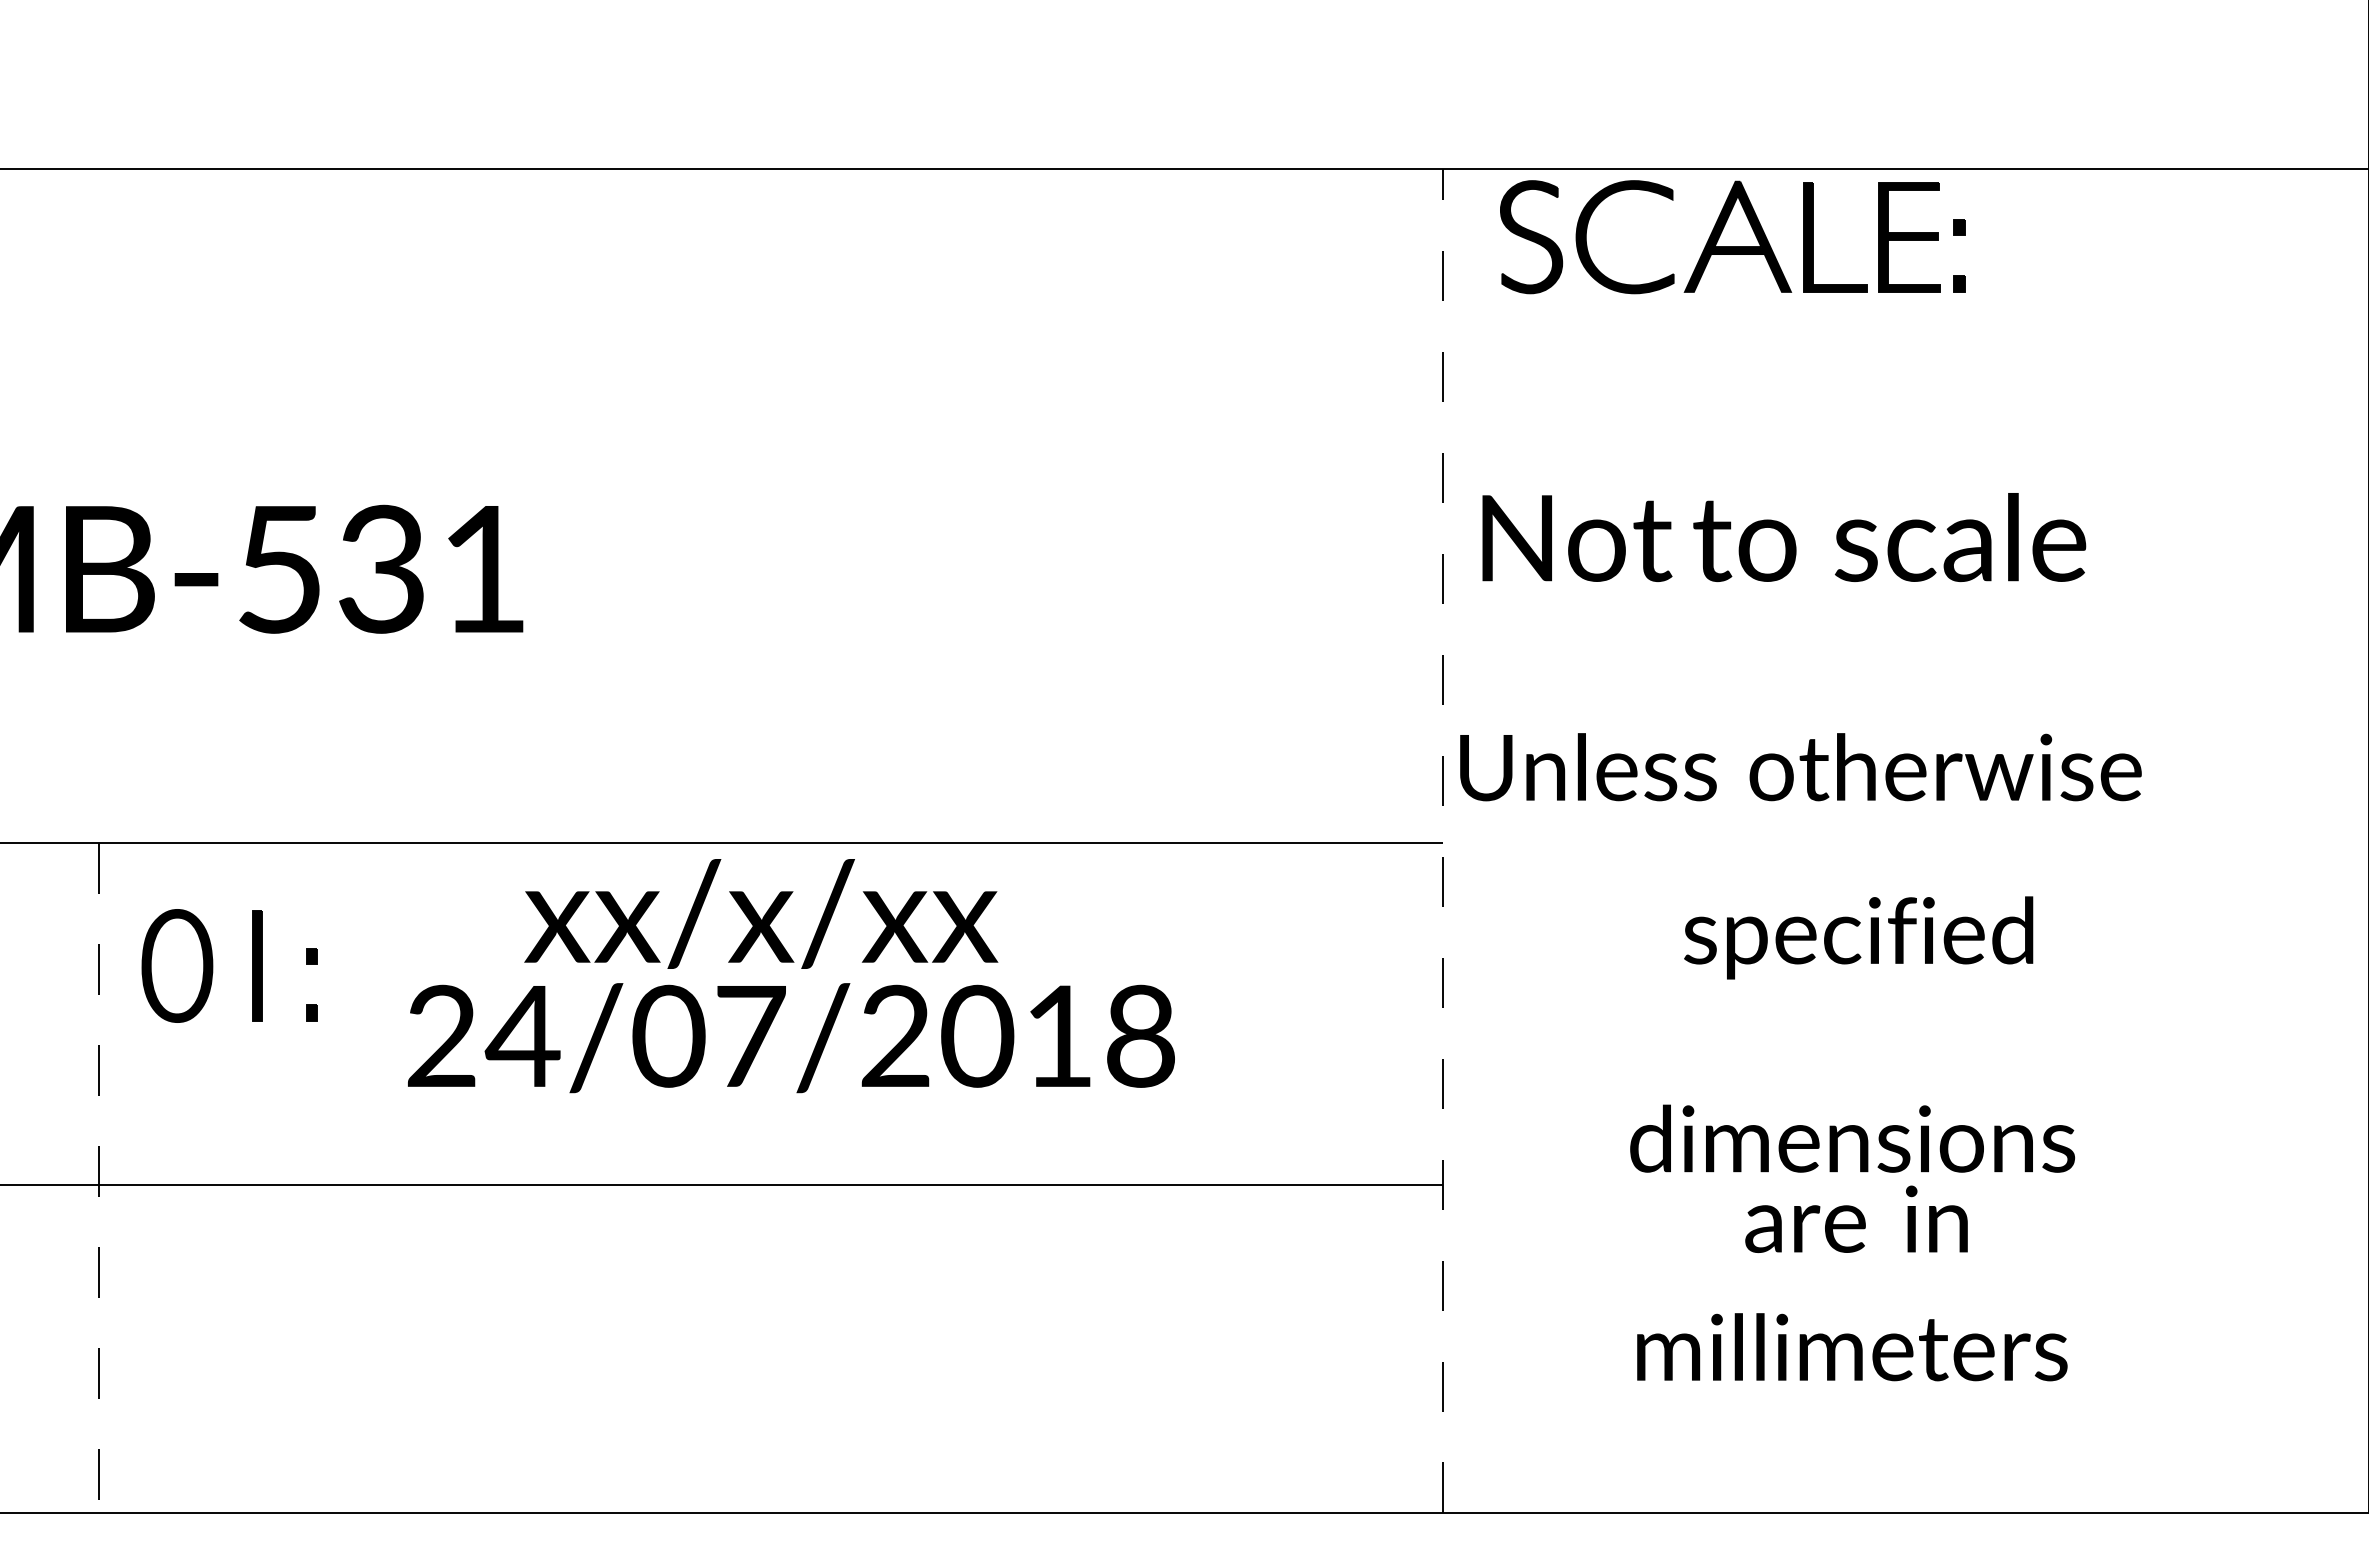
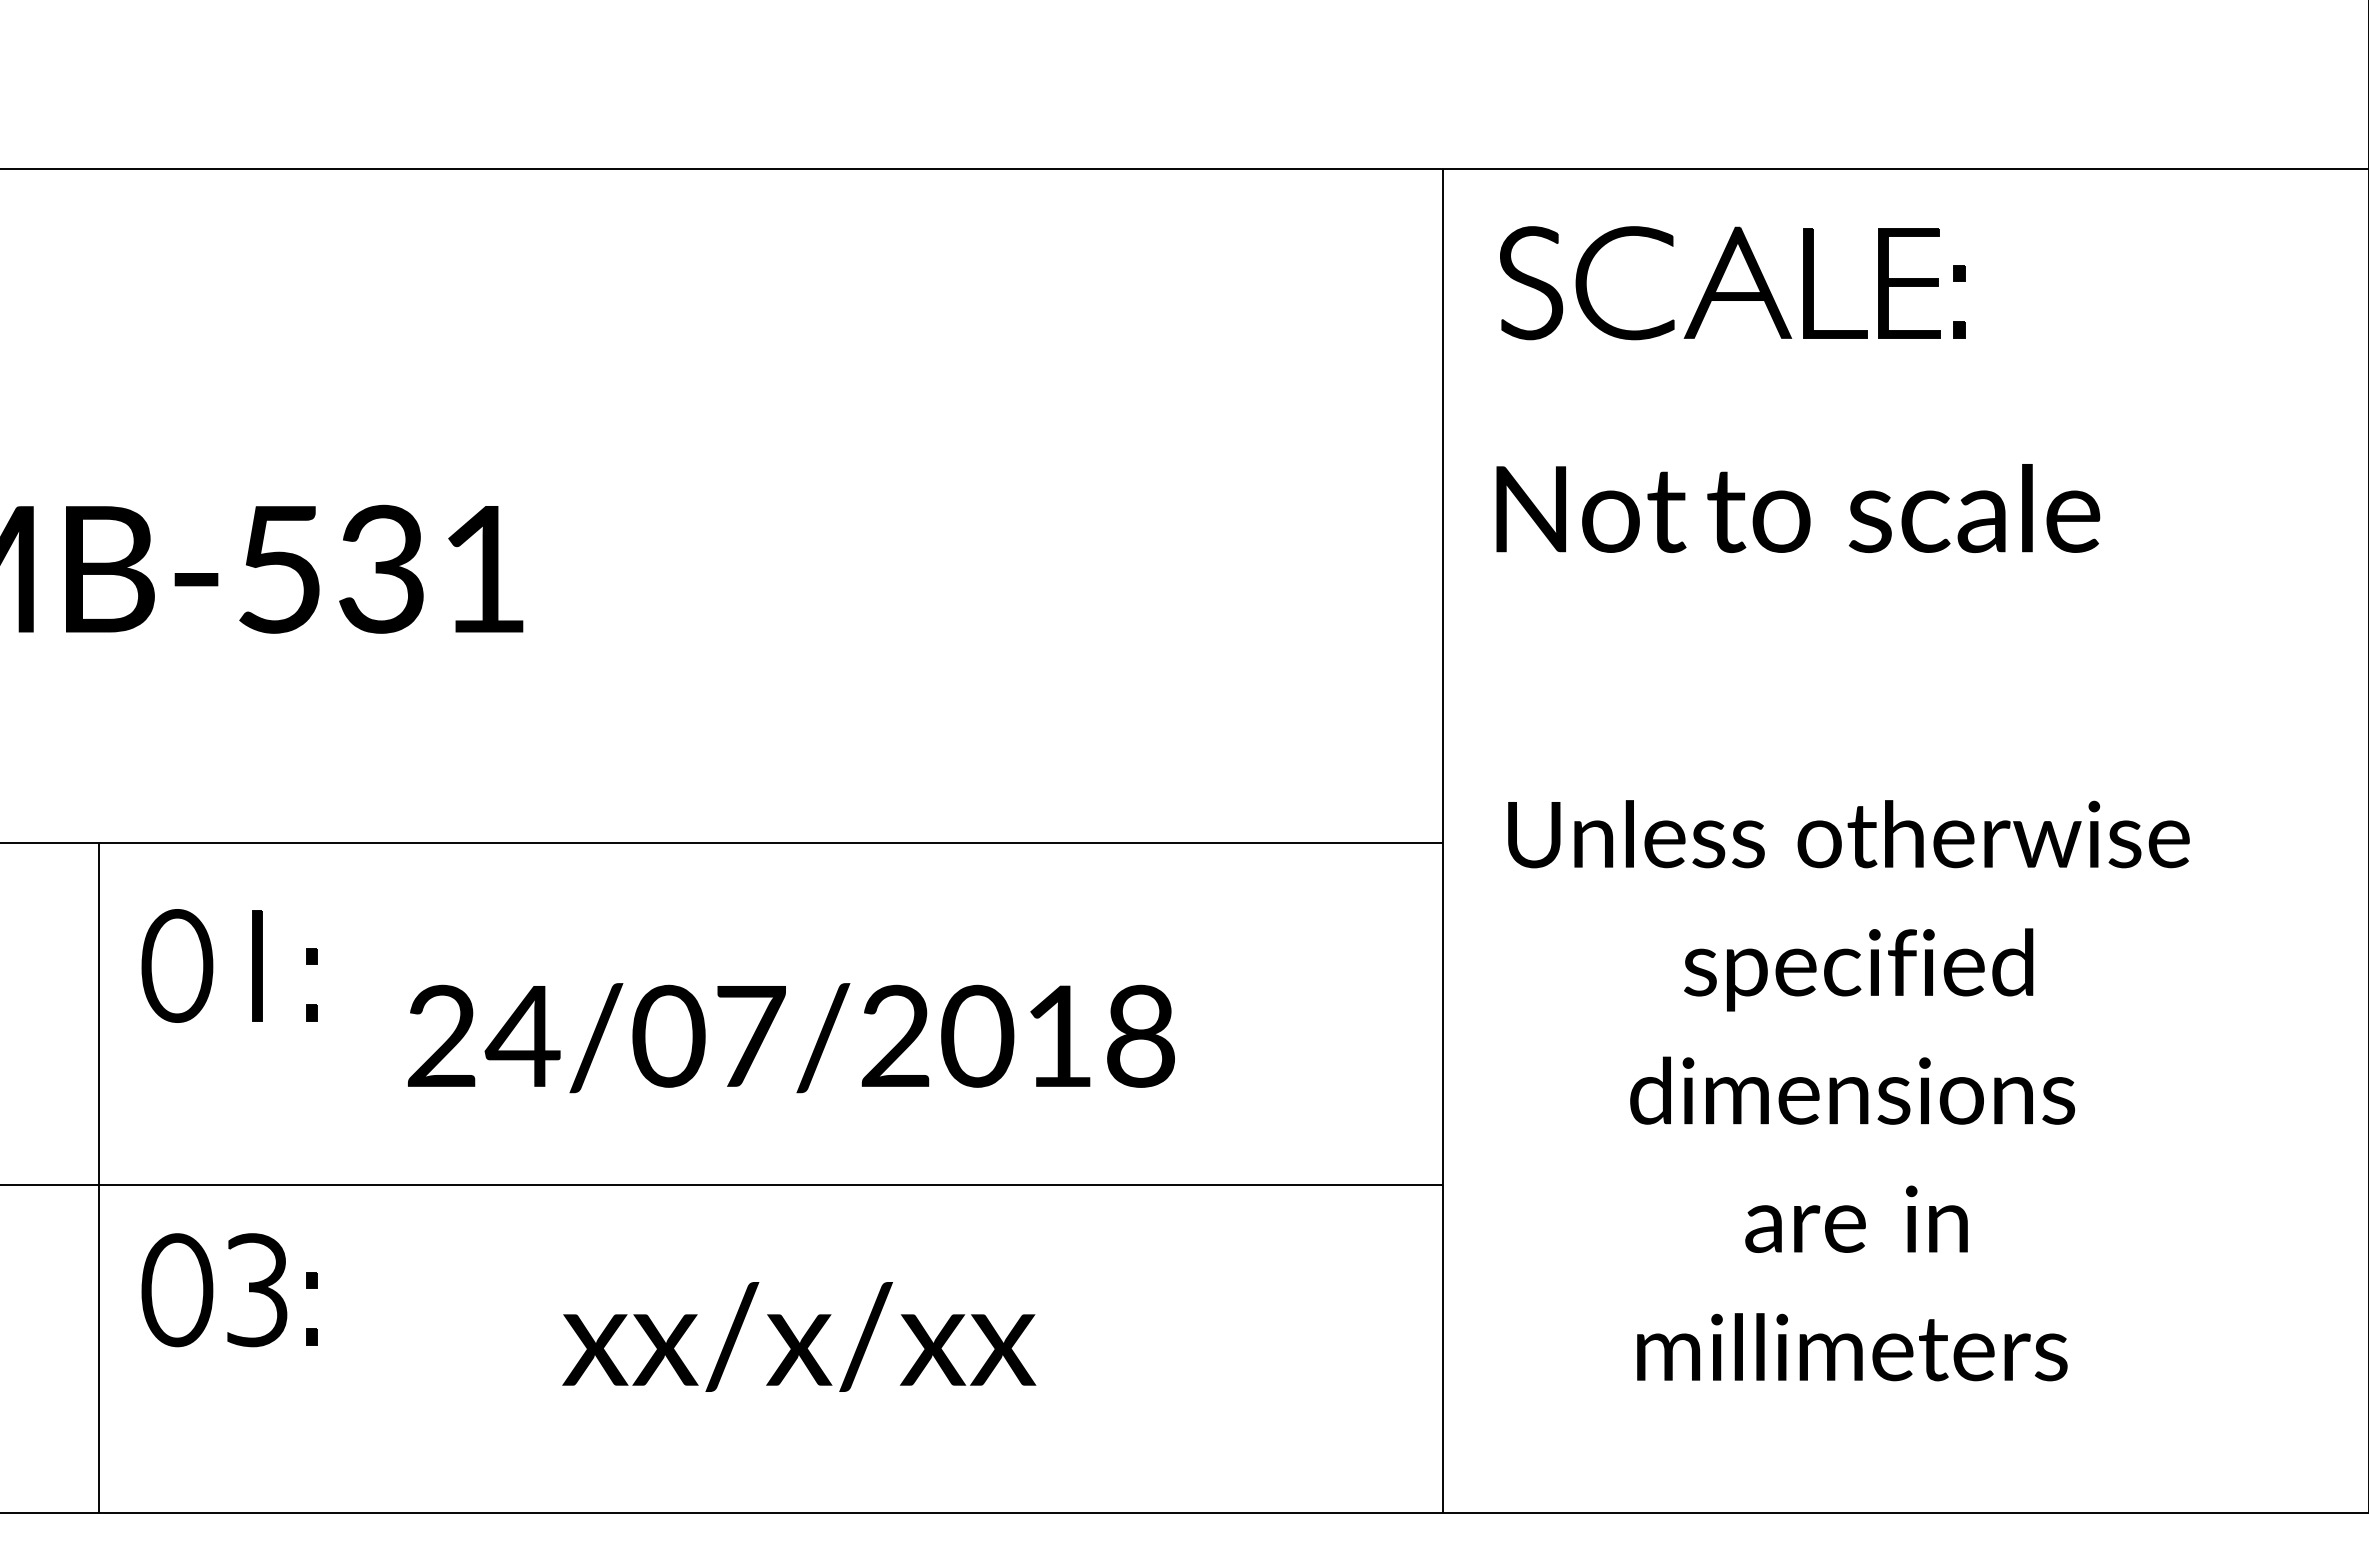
part position: (1732, 237) -> (1732, 283) (1732, 283)
text position: (1784, 537) -> (1798, 508) (1798, 508)
text position: (1800, 767) -> (1848, 834) (1848, 834)
line: dashed -> solid (1443, 841)
text position: (761, 913) -> (799, 1336) (799, 1336)
text position: (1858, 937) -> (1858, 969) (1858, 969)
text position: (1852, 1138) -> (1852, 1090) (1852, 1090)
line: dashed -> solid (98, 1178)
part: none -> present (213, 1290)
